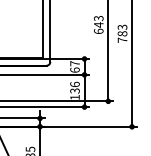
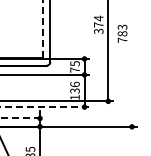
text: 643 -> 374 (98, 24)
line: solid -> dashed (42, 29)
line: present -> none (132, 64)
text: 67 -> 75 (74, 66)
line: solid -> dashed (45, 107)
line: solid -> dashed (22, 118)
